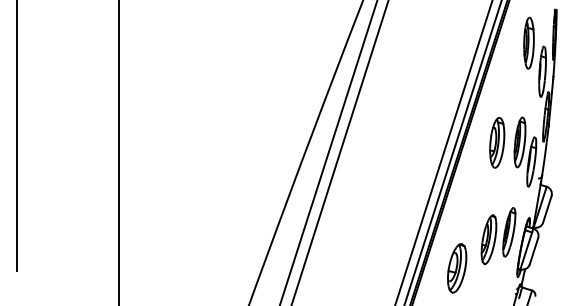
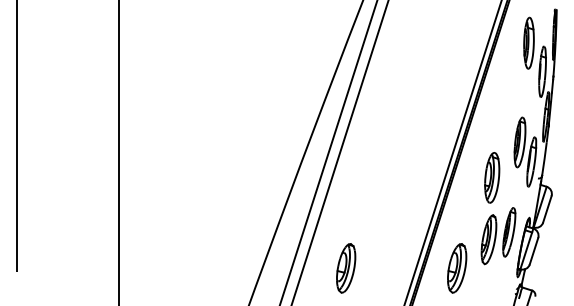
part position: (497, 142) -> (492, 177) (492, 177)
line: present -> none (443, 152)
part: none -> present (346, 268)
